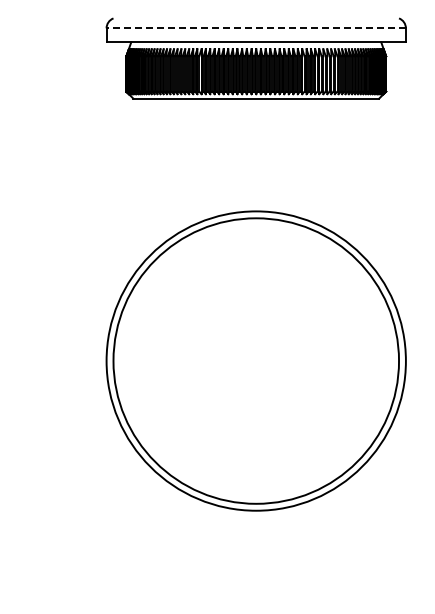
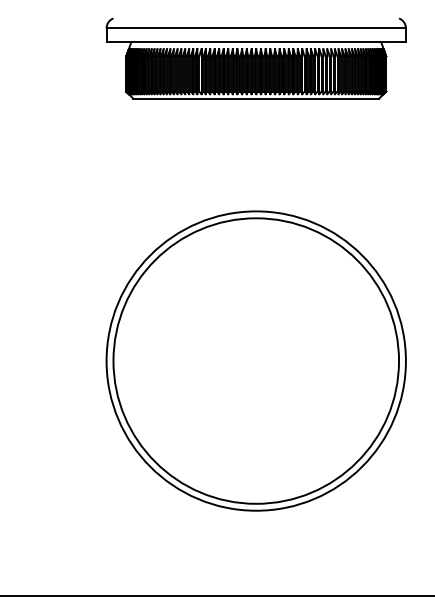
line: dashed -> solid (256, 28)
line: none -> present (216, 595)
